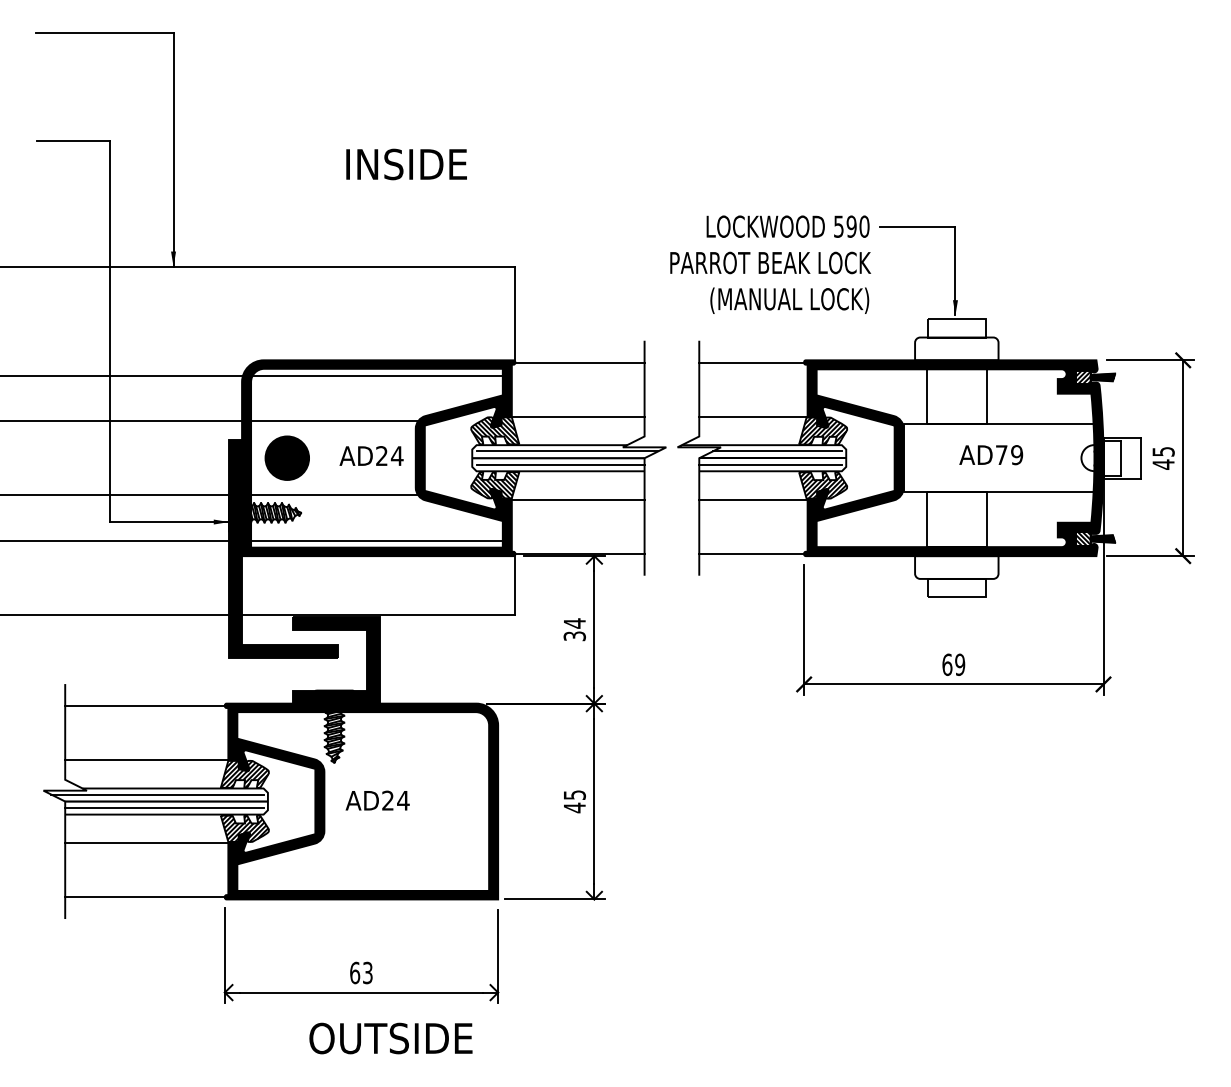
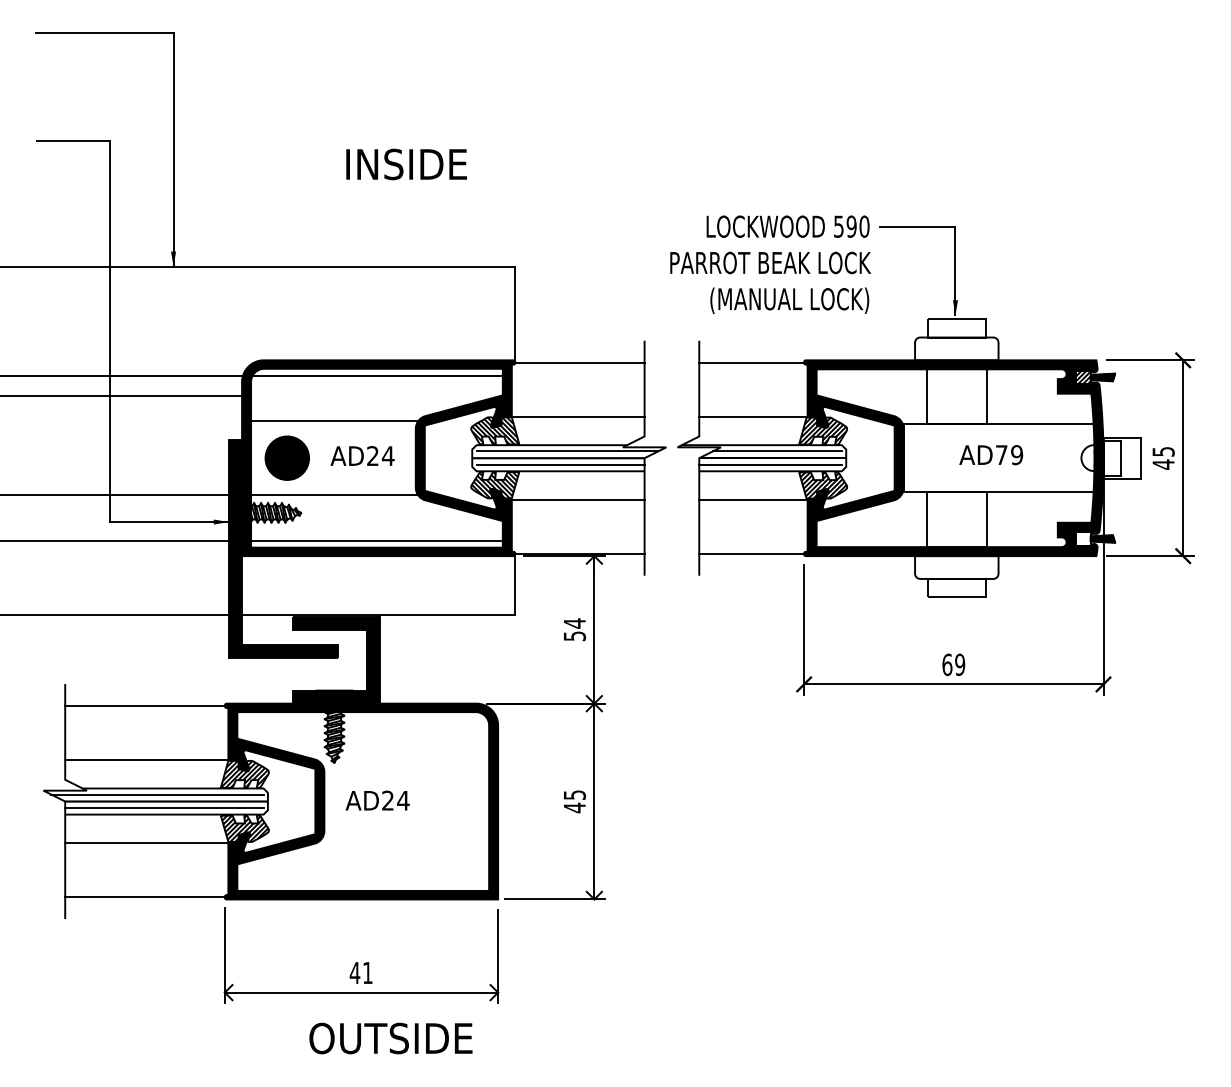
line position: (122, 421) -> (122, 396) (122, 396)
text position: (371, 455) -> (362, 455) (362, 455)
hatch: present -> none (1083, 538)
text: 34 -> 54 (574, 635)
text: 63 -> 41 (360, 972)
